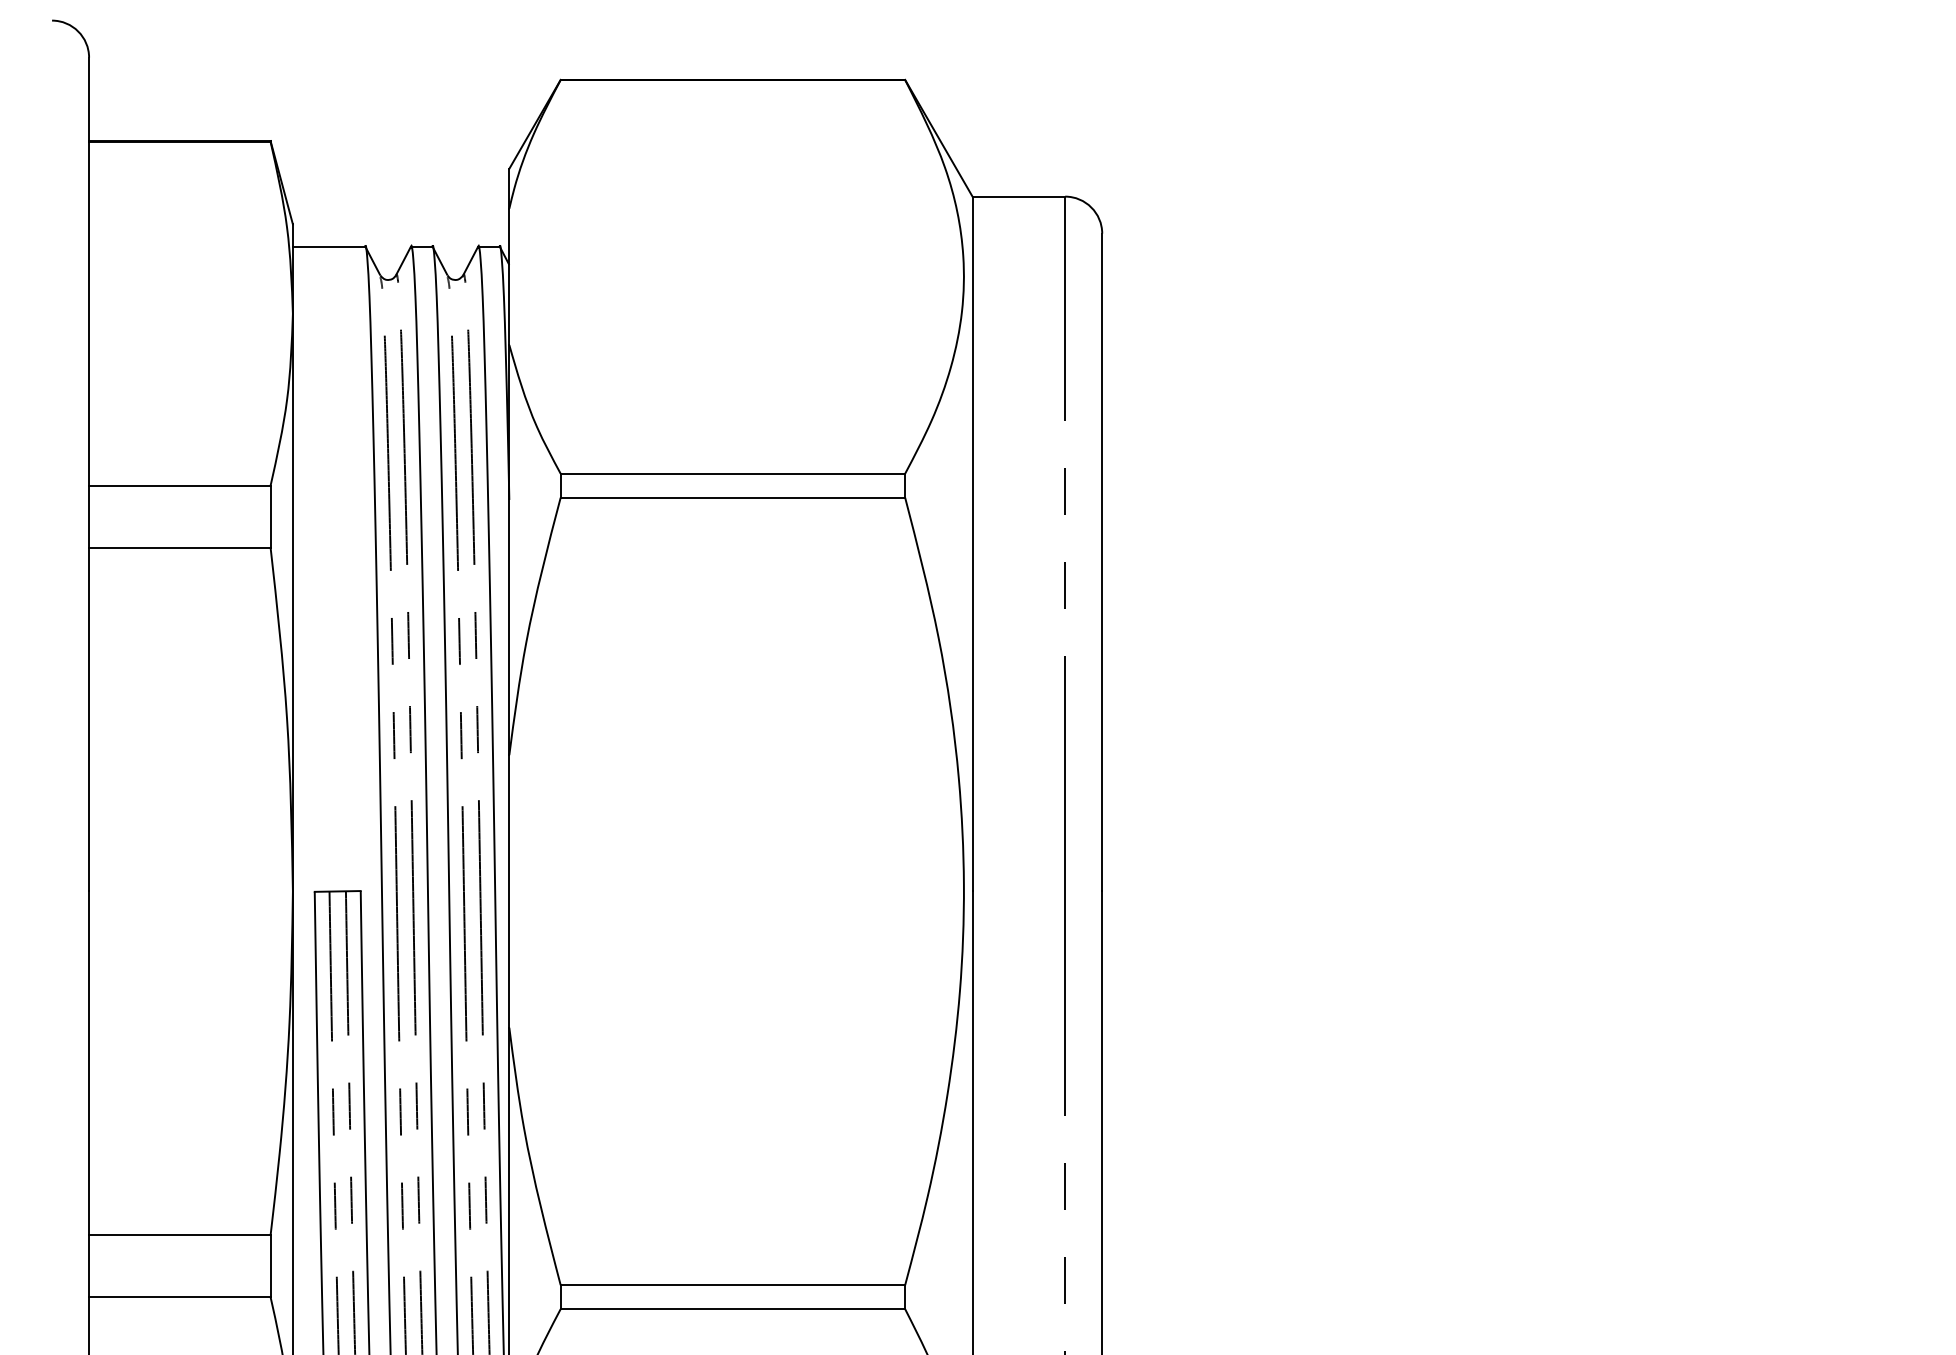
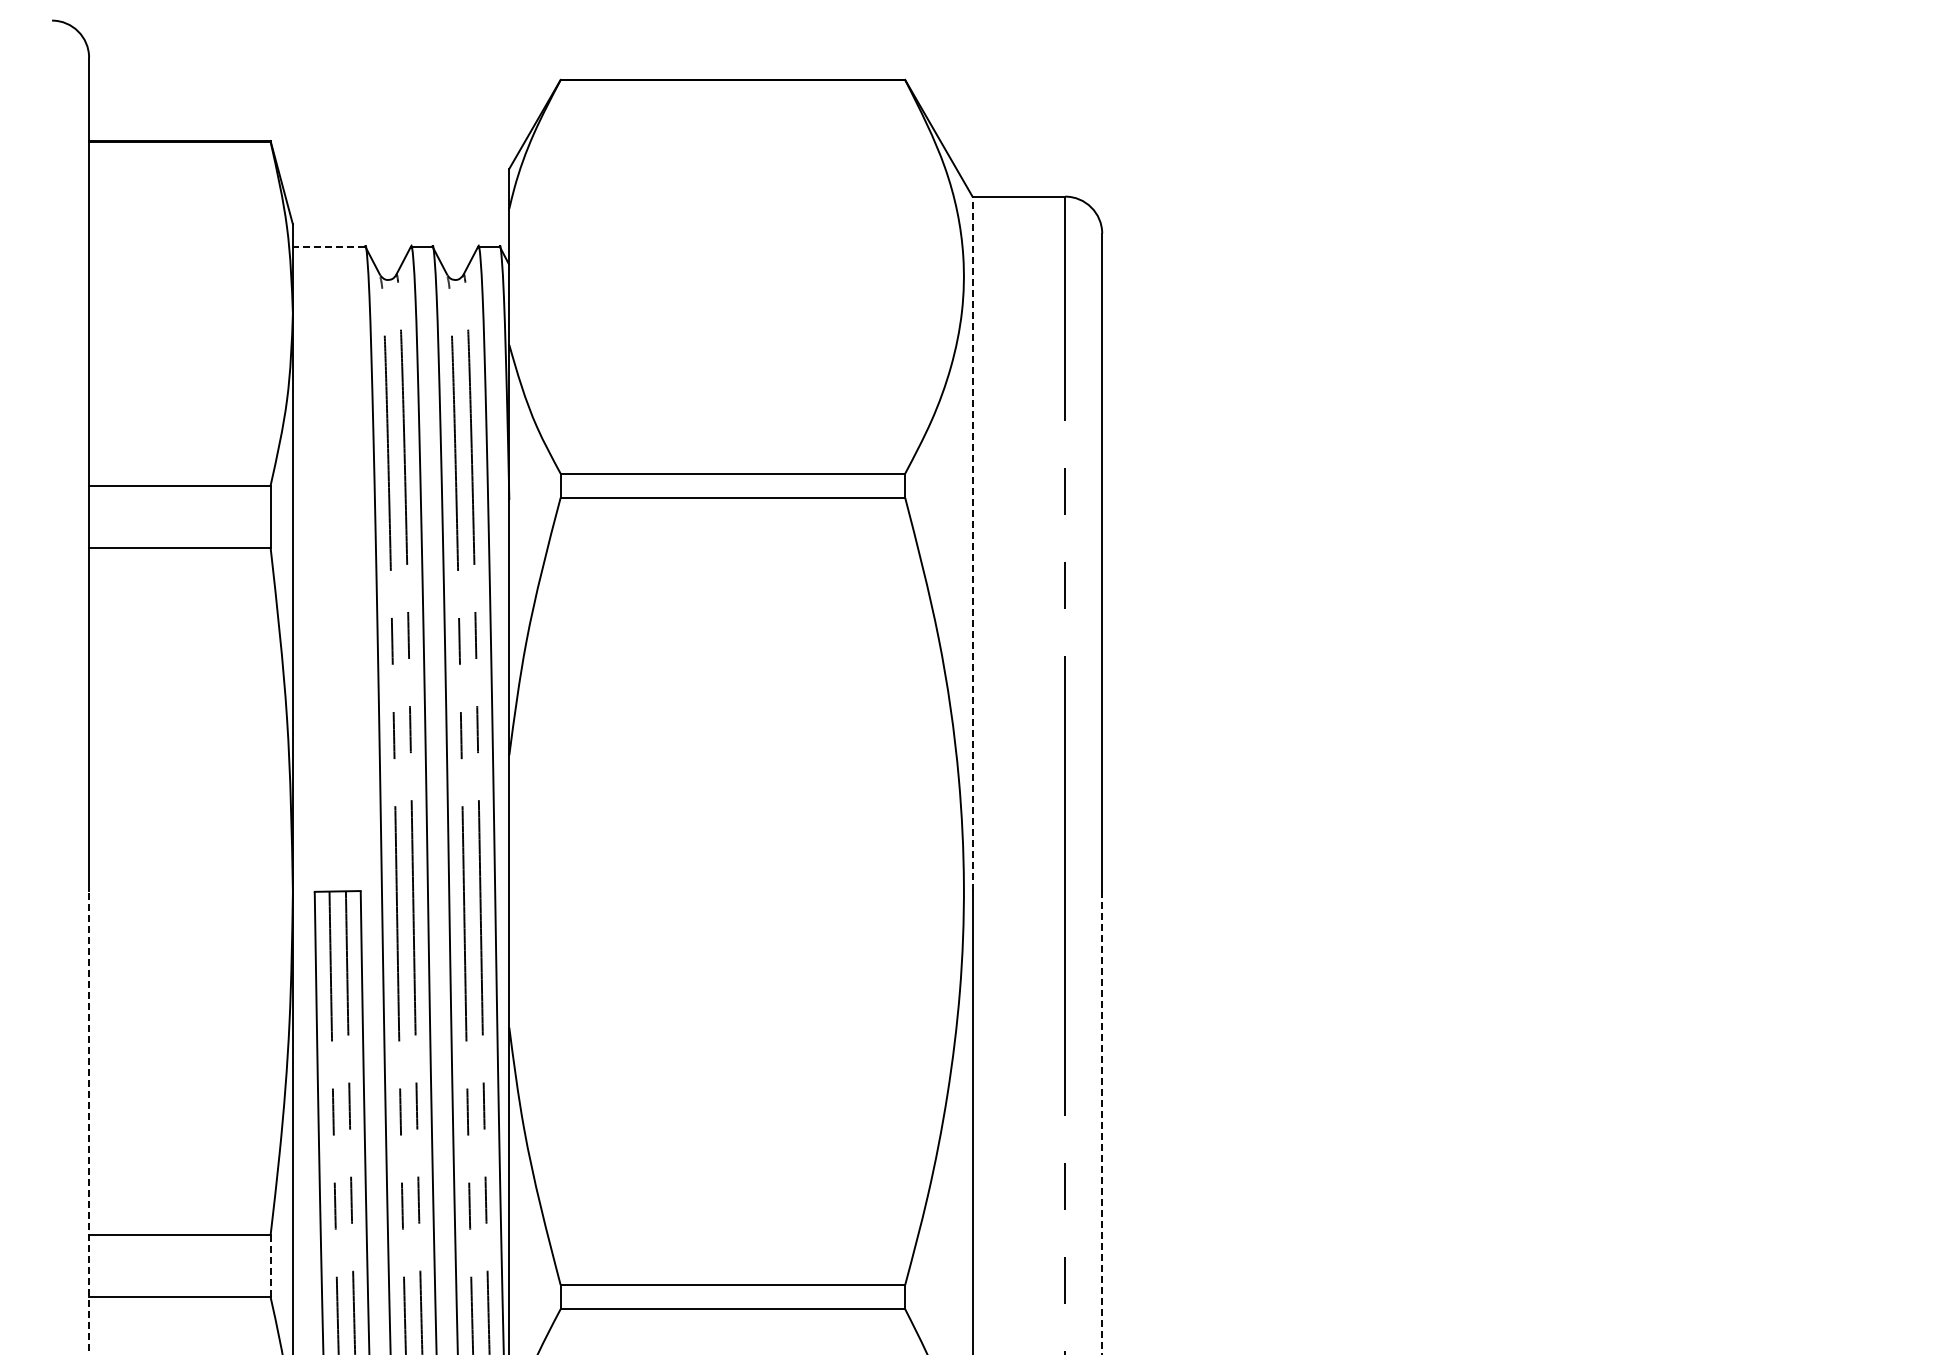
line: solid -> dashed (328, 246)
line: solid -> dashed (972, 543)
line: solid -> dashed (89, 1122)
line: solid -> dashed (1102, 1123)
line: solid -> dashed (270, 1266)
